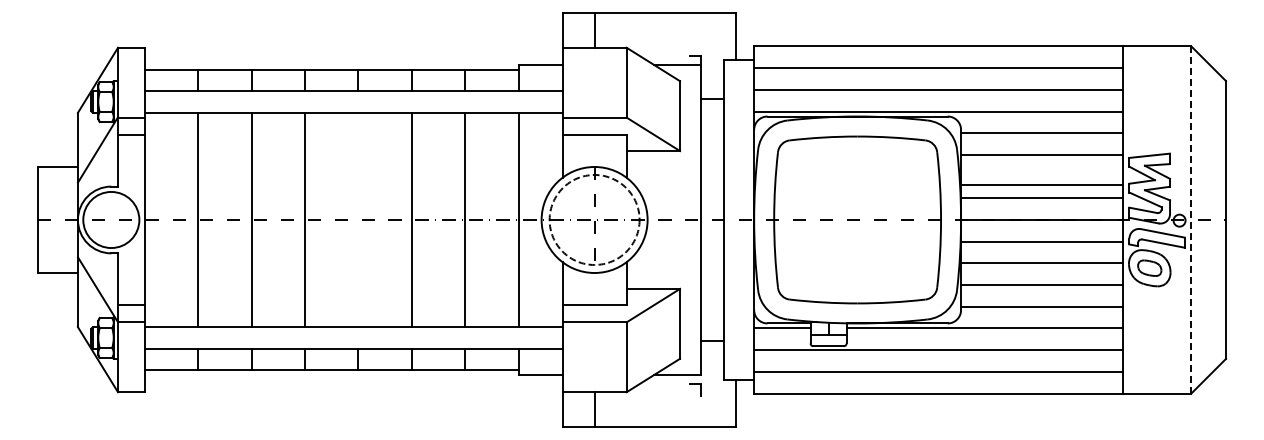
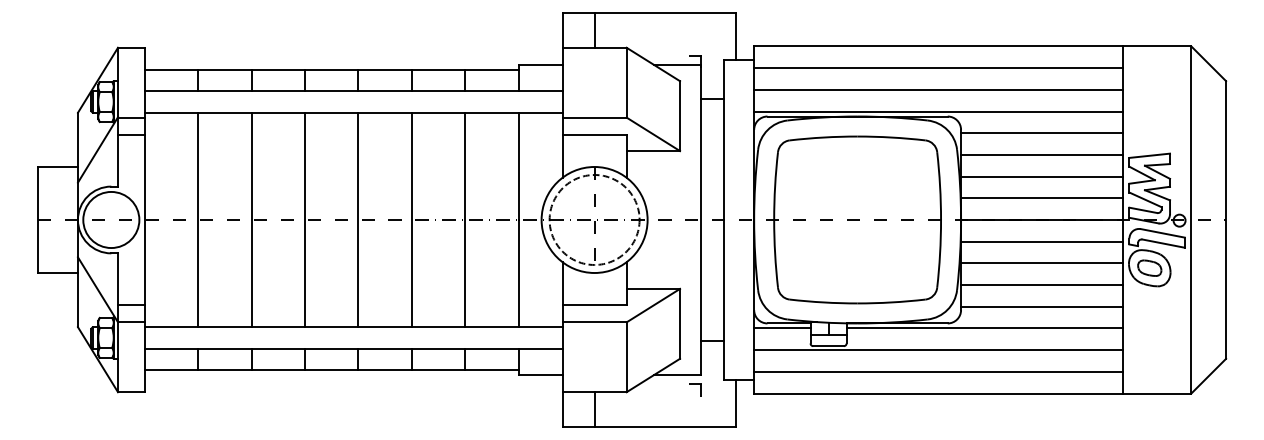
line position: (1042, 184) -> (1042, 176) (1042, 176)
line: none -> present (358, 219)
line: dashed -> solid (1191, 220)
